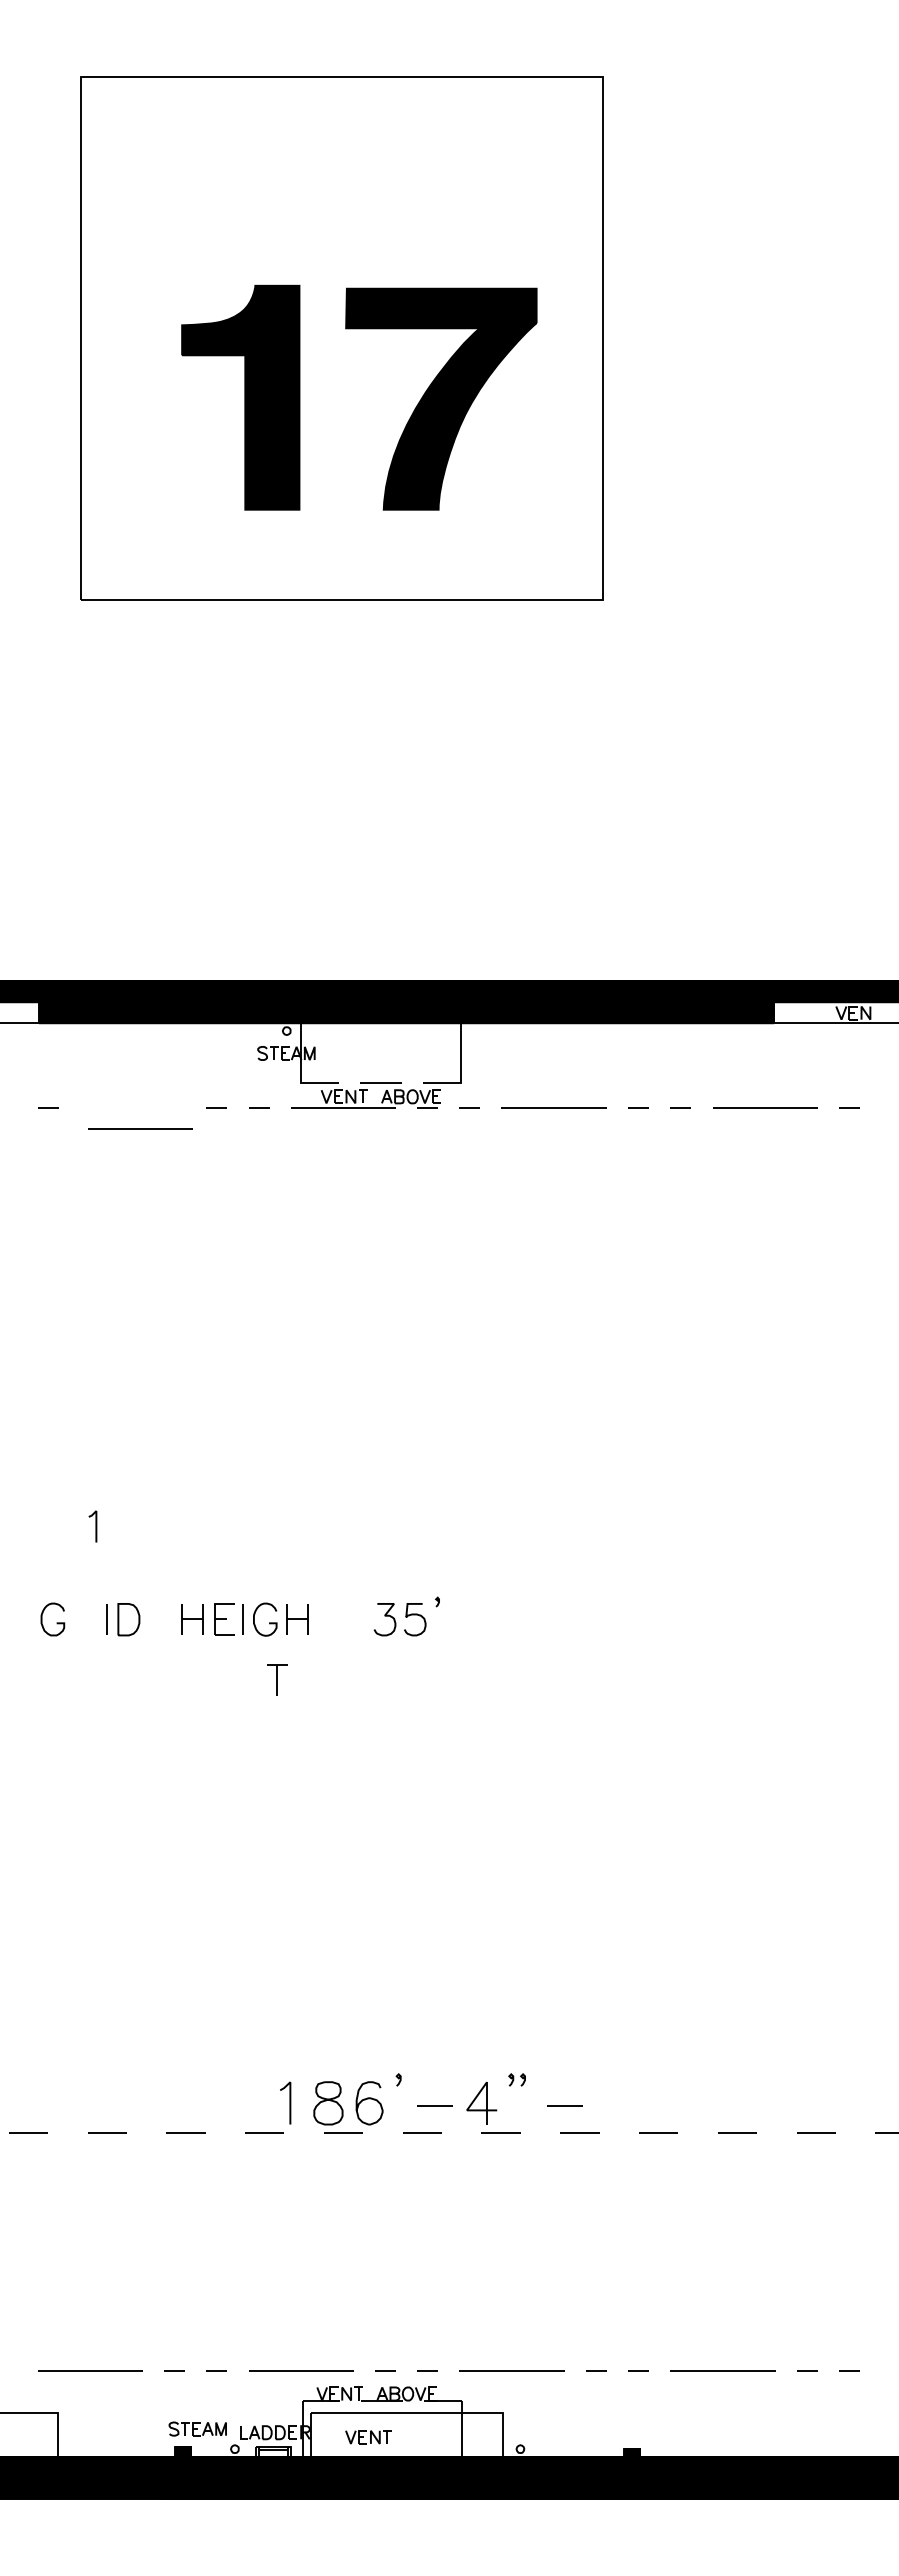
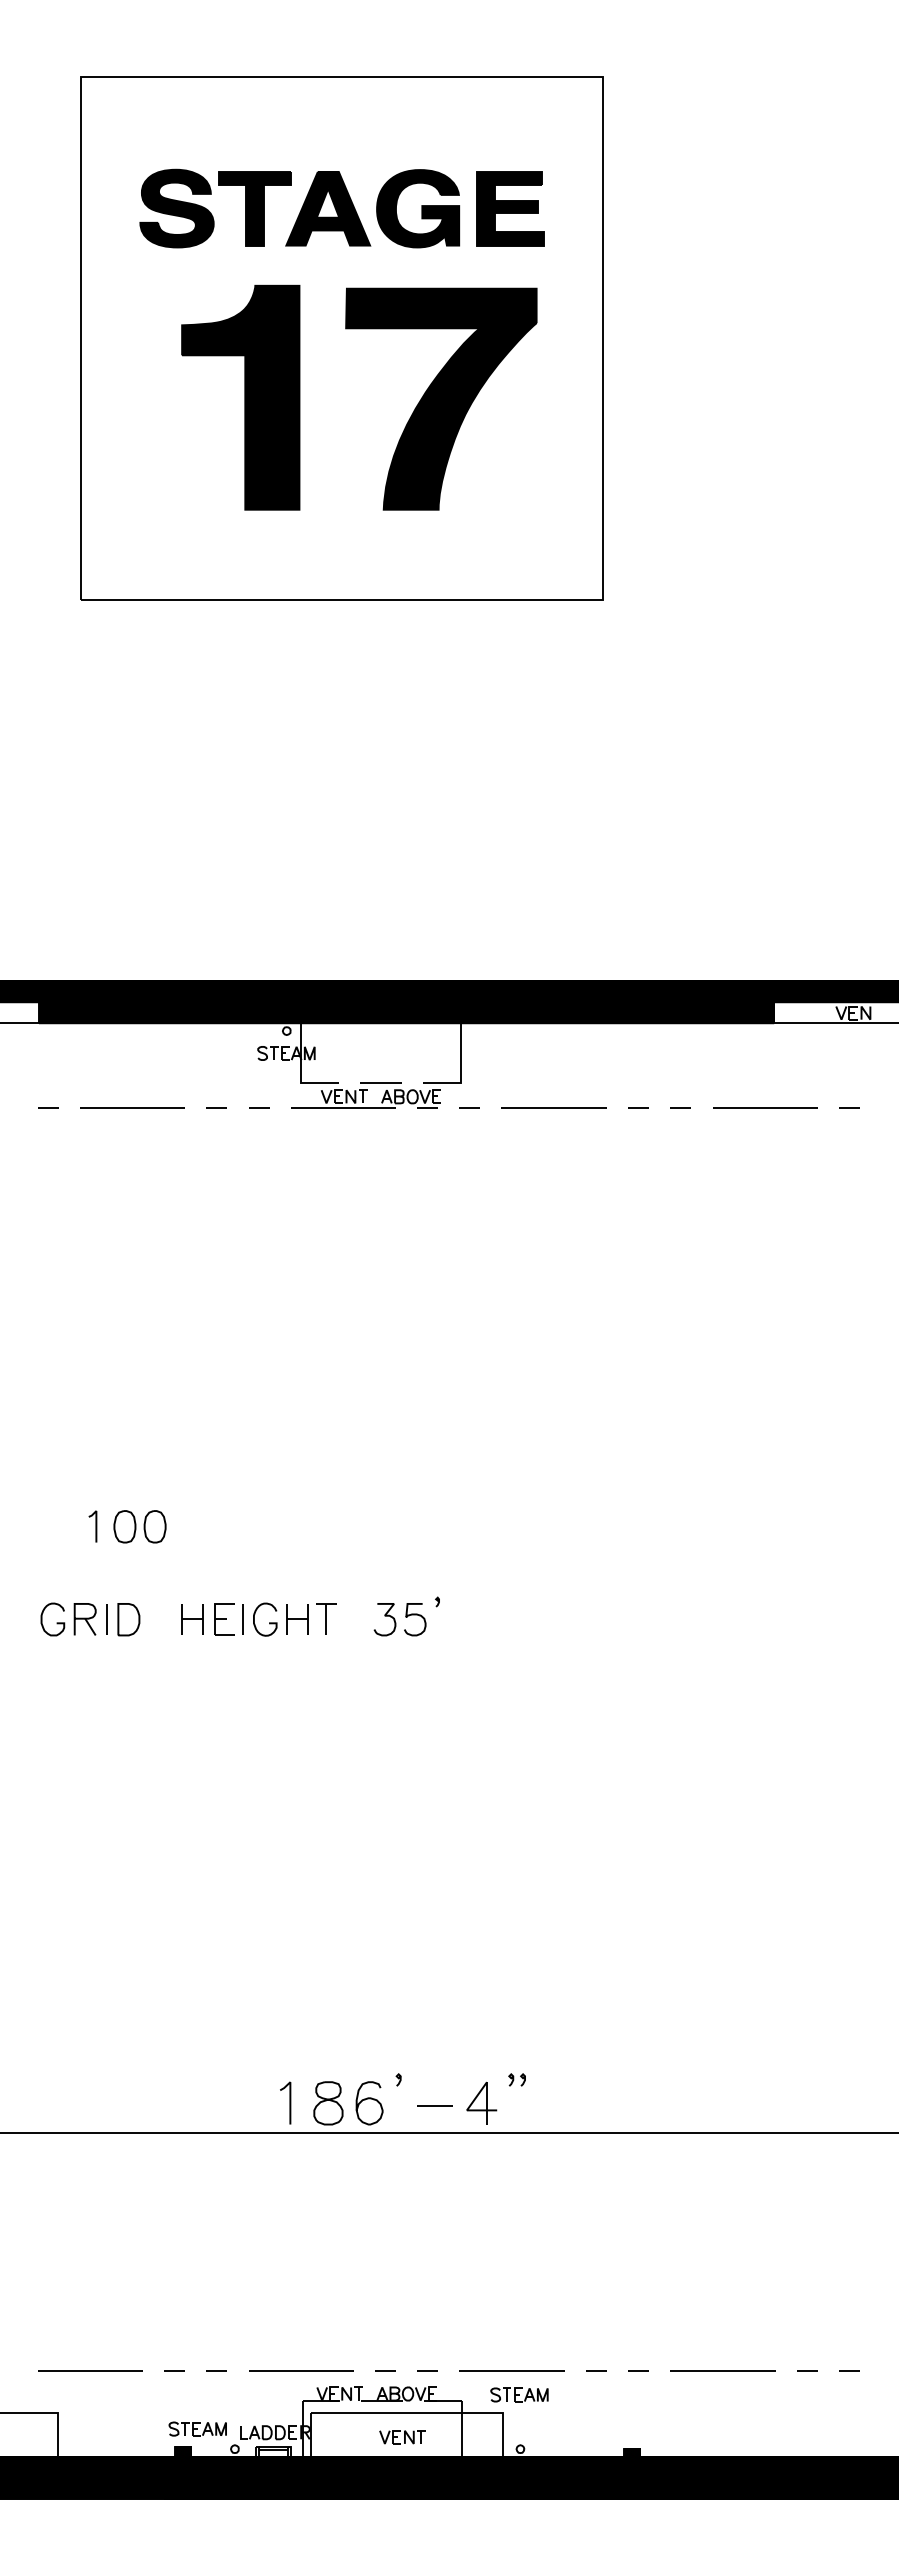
part: none -> present (341, 208)
line position: (140, 1128) -> (132, 1107) (132, 1107)
part: none -> present (139, 1526)
part: none -> present (84, 1619)
part position: (277, 1679) -> (326, 1618) (326, 1618)
line: present -> none (564, 2105)
line: dashed -> solid (449, 2133)
part: none -> present (519, 2394)
part position: (368, 2437) -> (402, 2437) (402, 2437)
